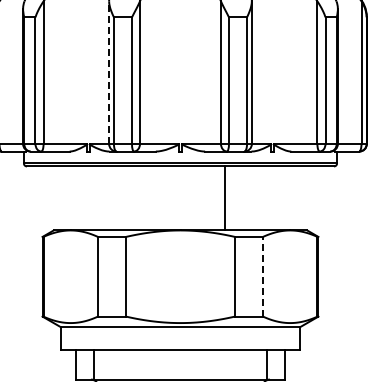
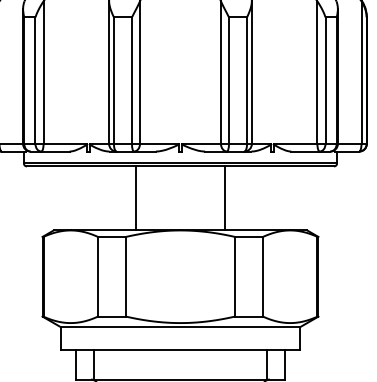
line: dashed -> solid (109, 72)
line: none -> present (135, 198)
line: dashed -> solid (263, 276)
